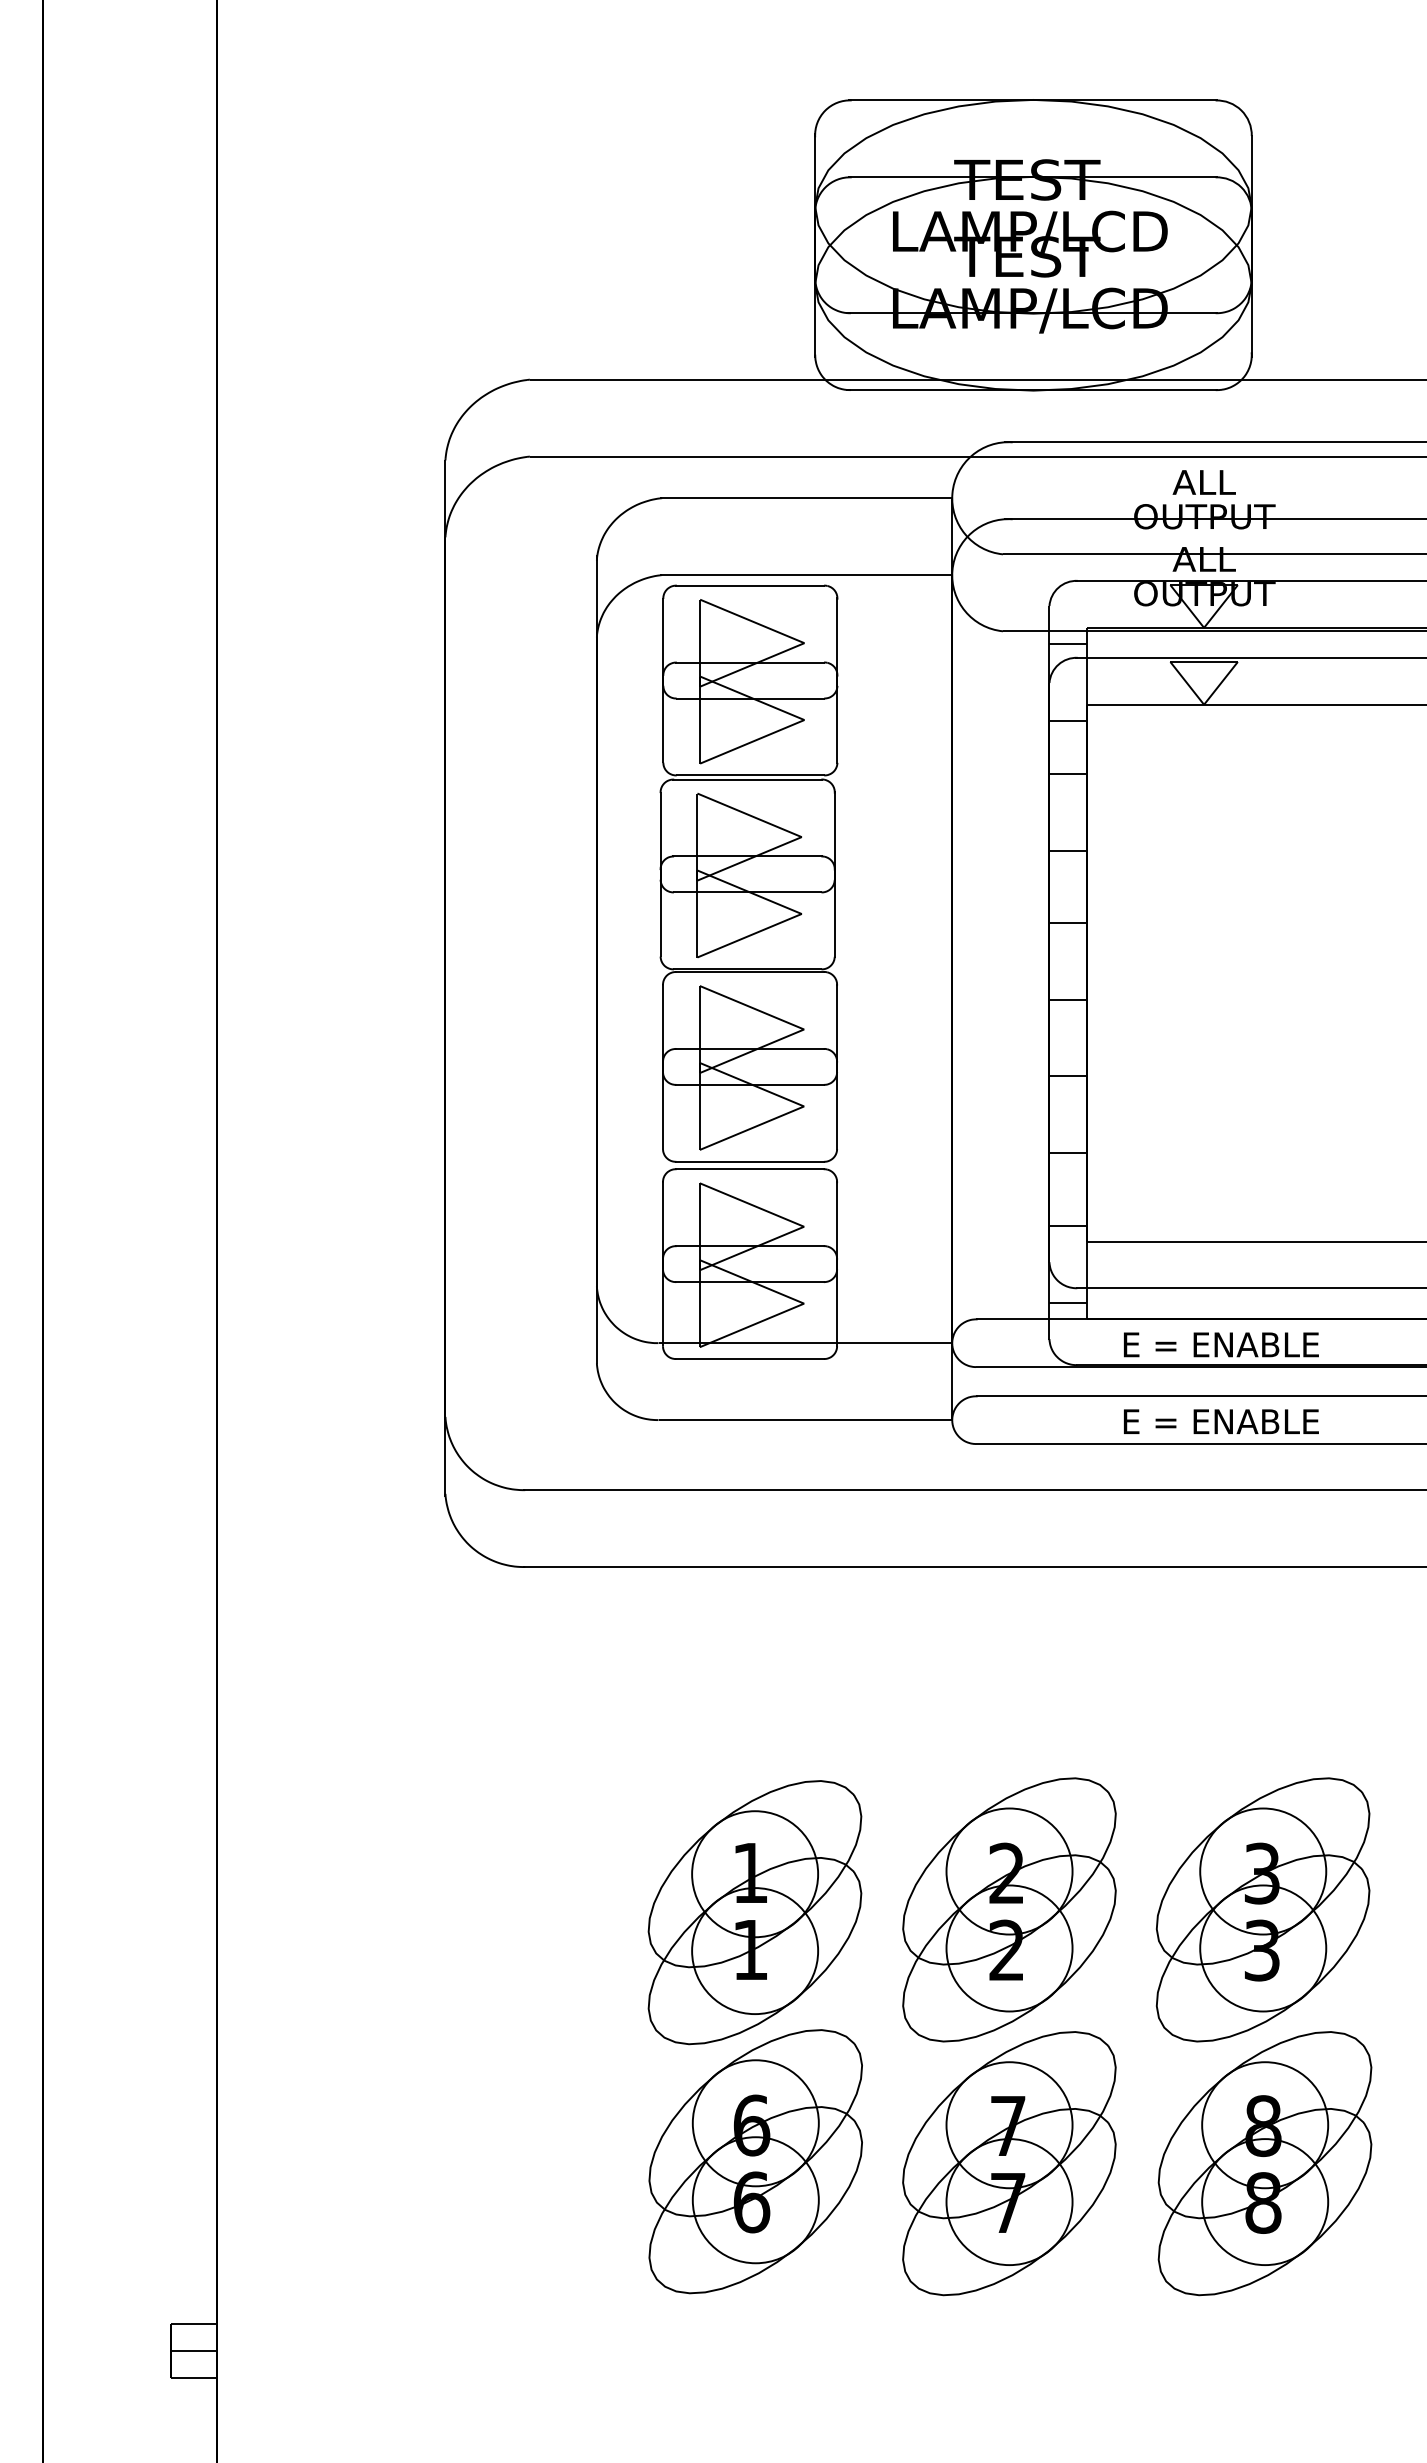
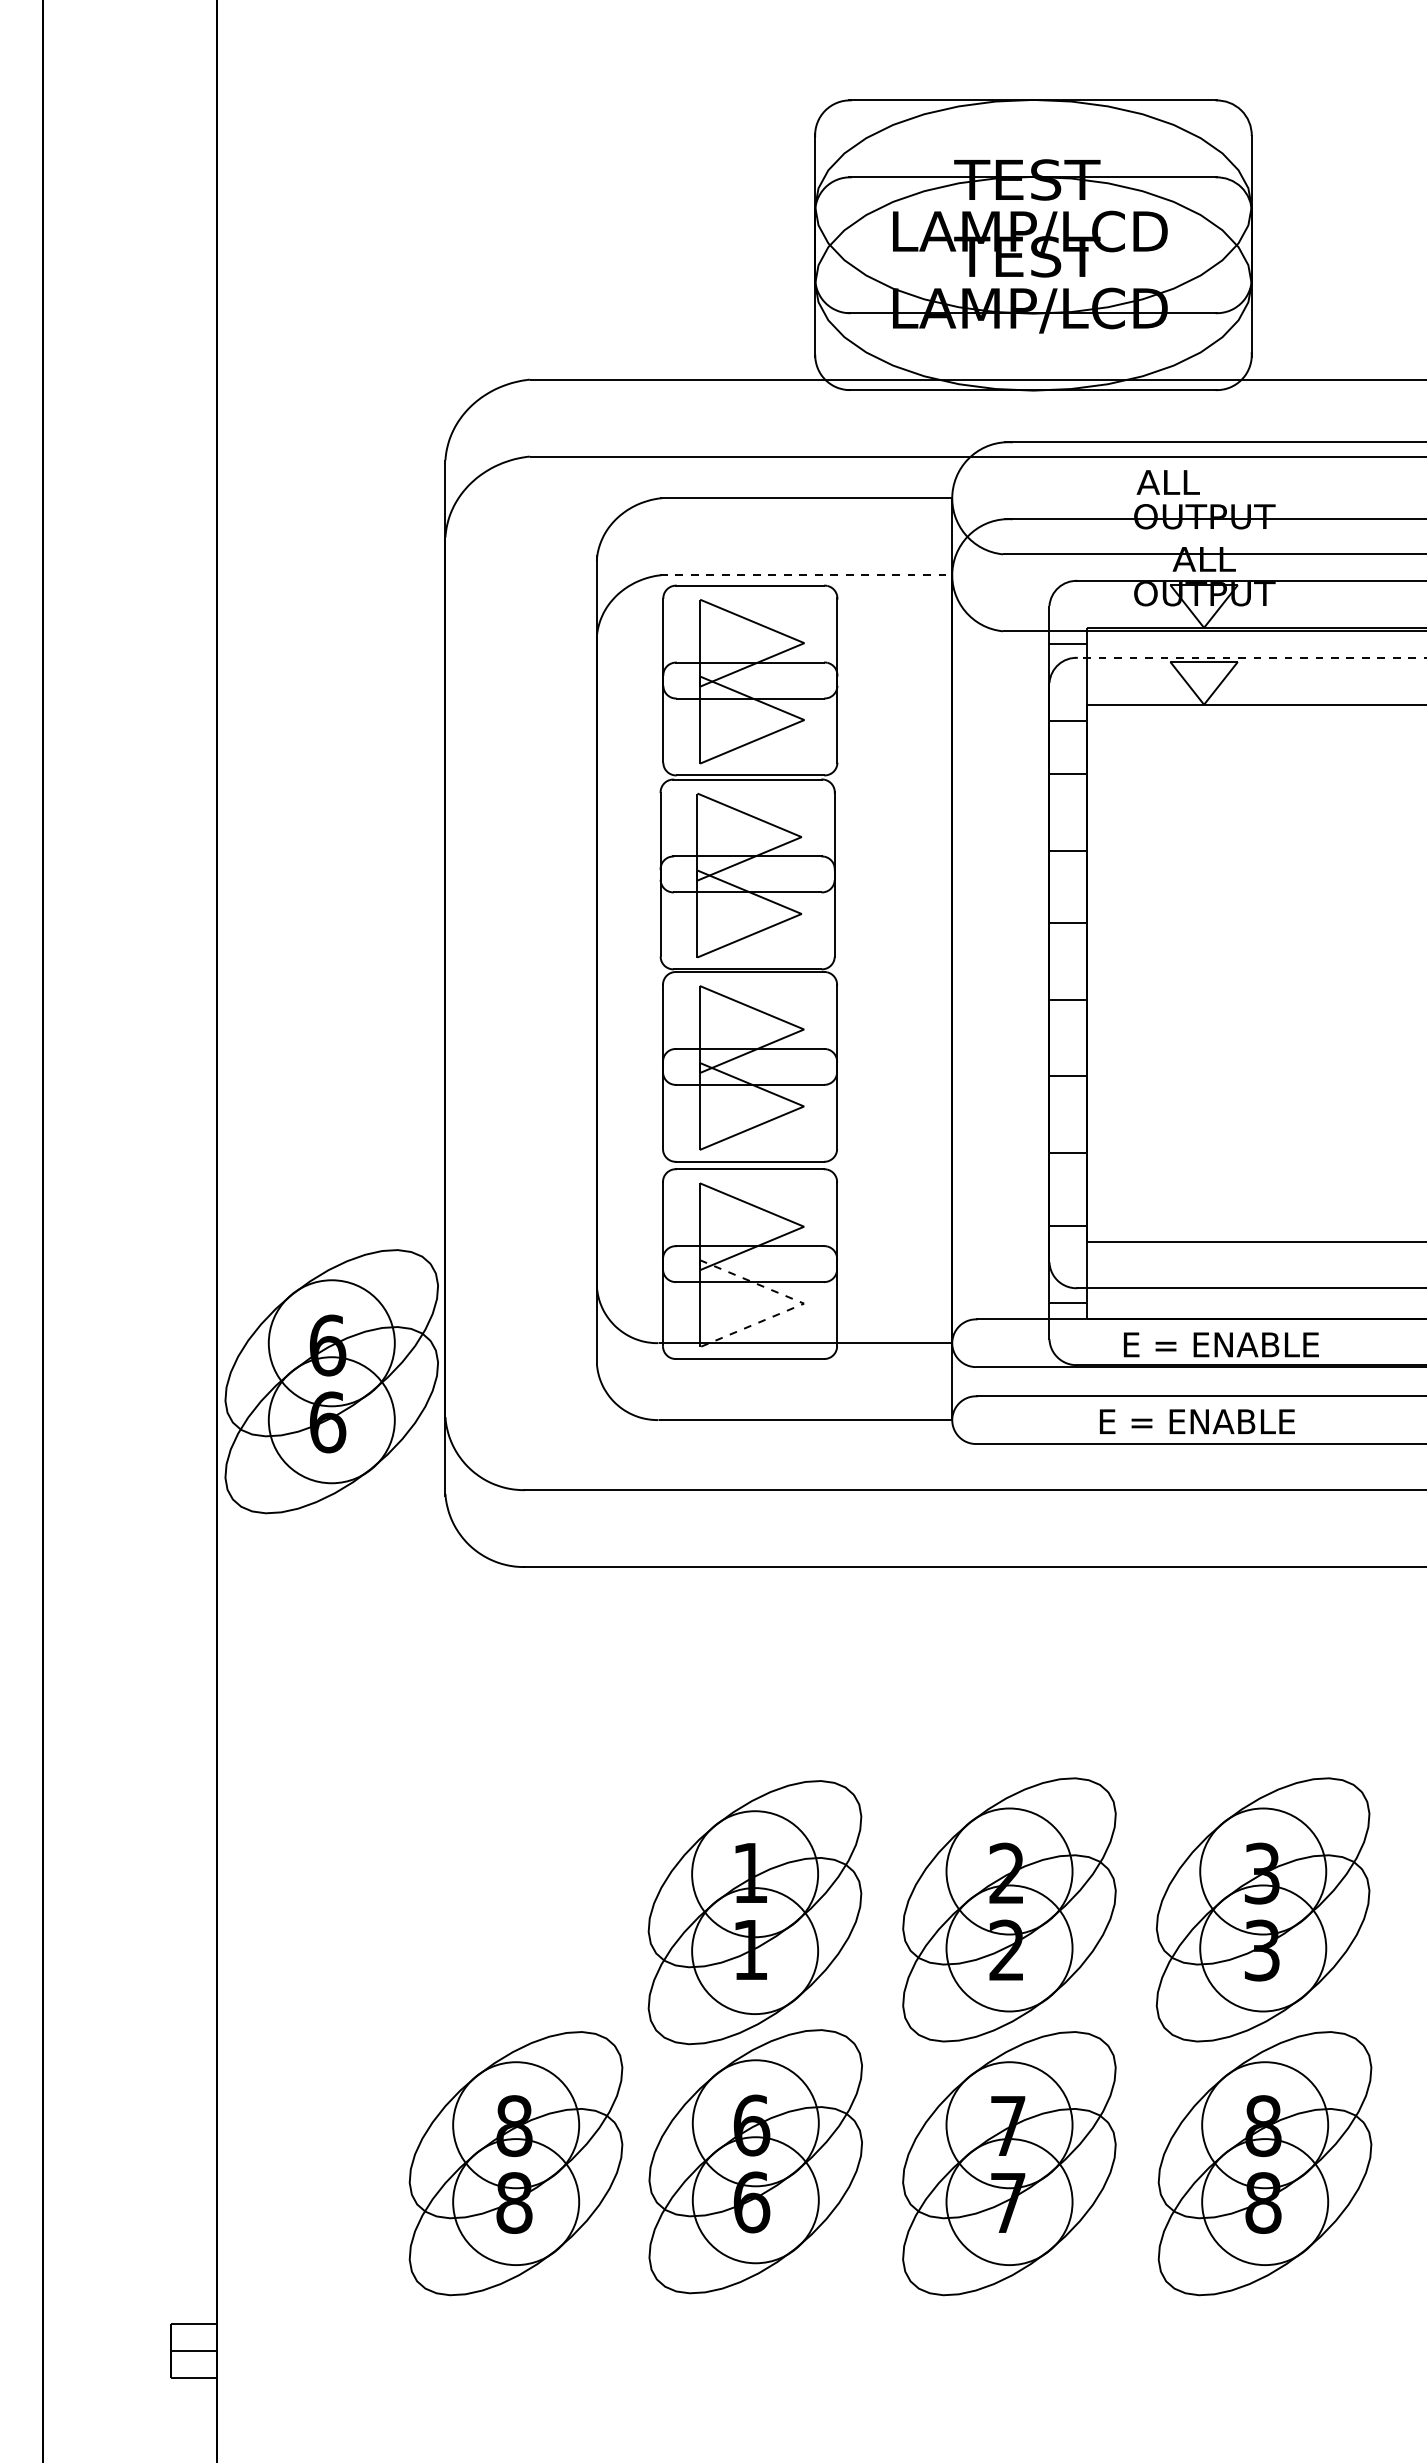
text position: (1203, 482) -> (1167, 482) (1167, 482)
line: solid -> dashed (806, 575)
line: solid -> dashed (1251, 657)
line: solid -> dashed (804, 1303)
part: none -> present (331, 1381)
text position: (1221, 1421) -> (1197, 1421) (1197, 1421)
part: none -> present (515, 2163)
